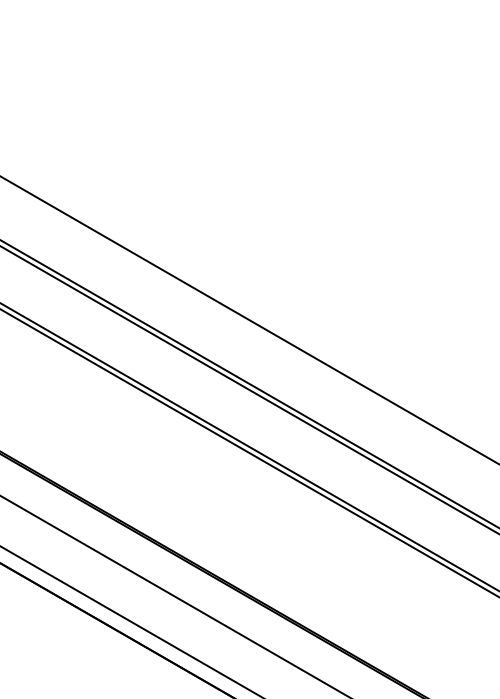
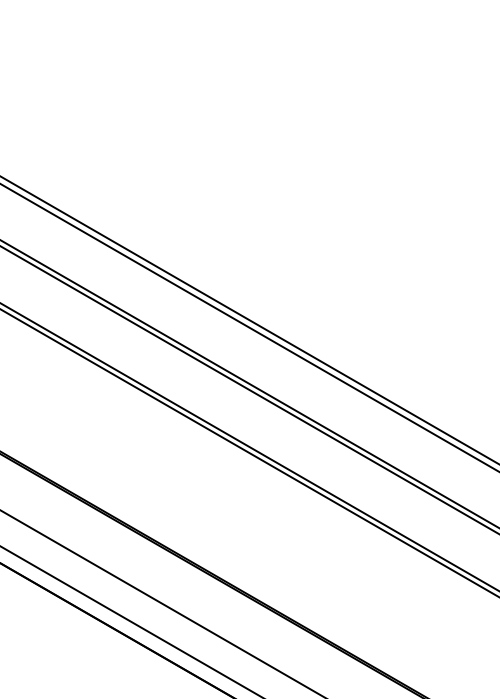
line: none -> present (249, 327)
line position: (174, 595) -> (161, 603) (161, 603)
